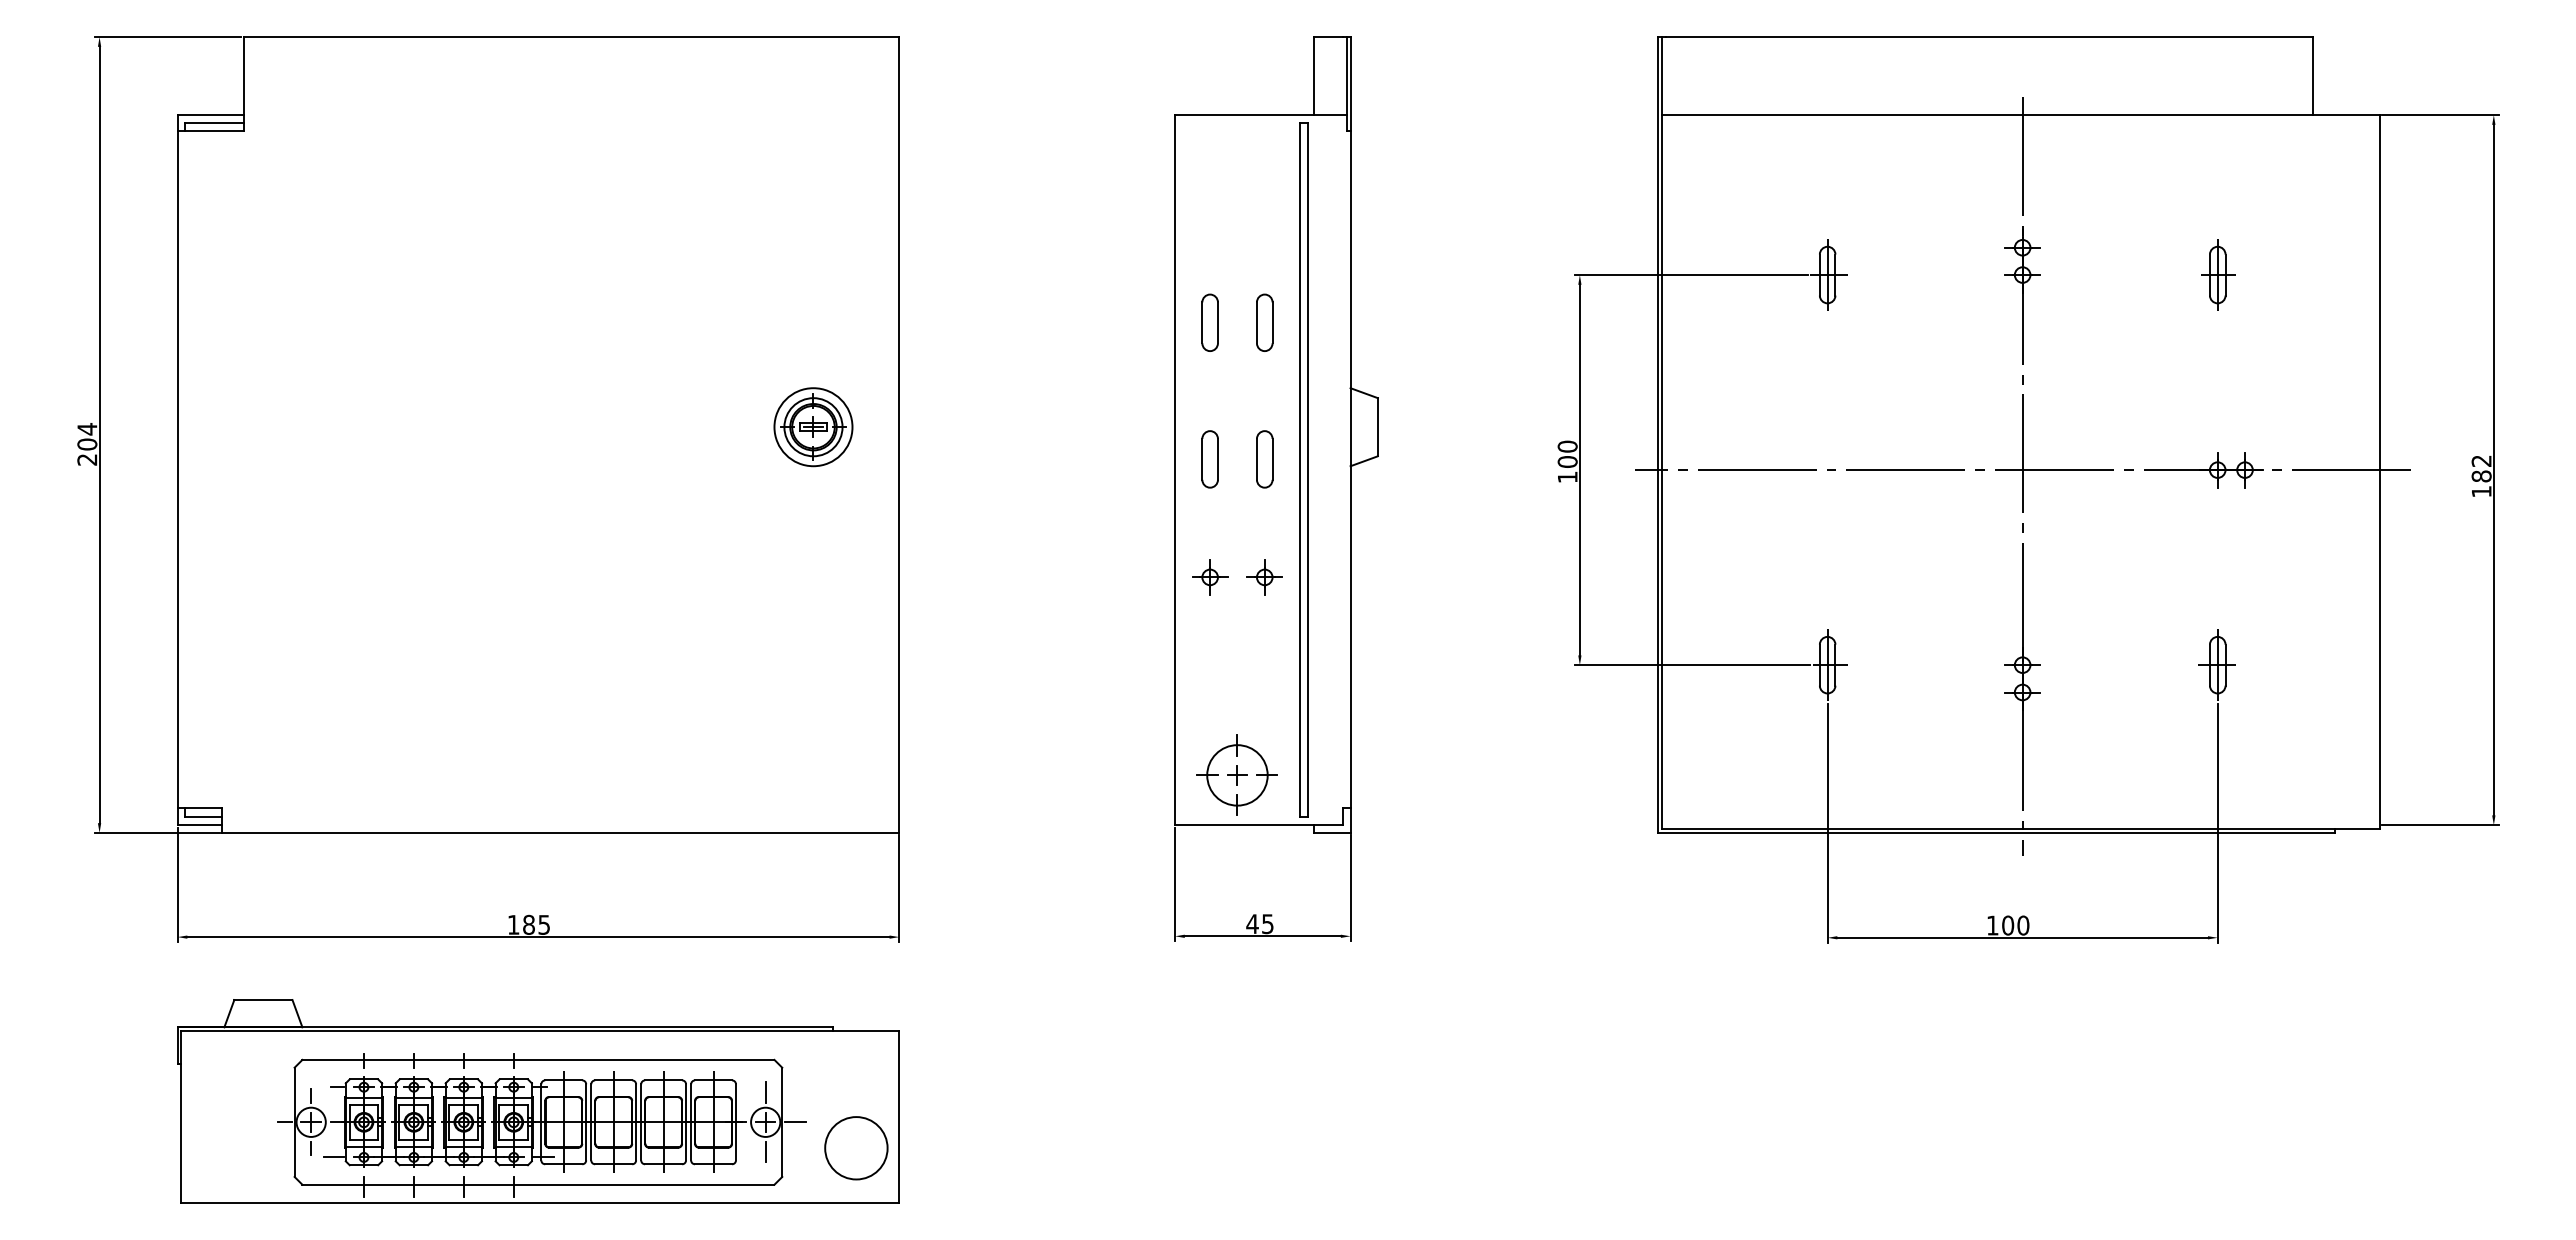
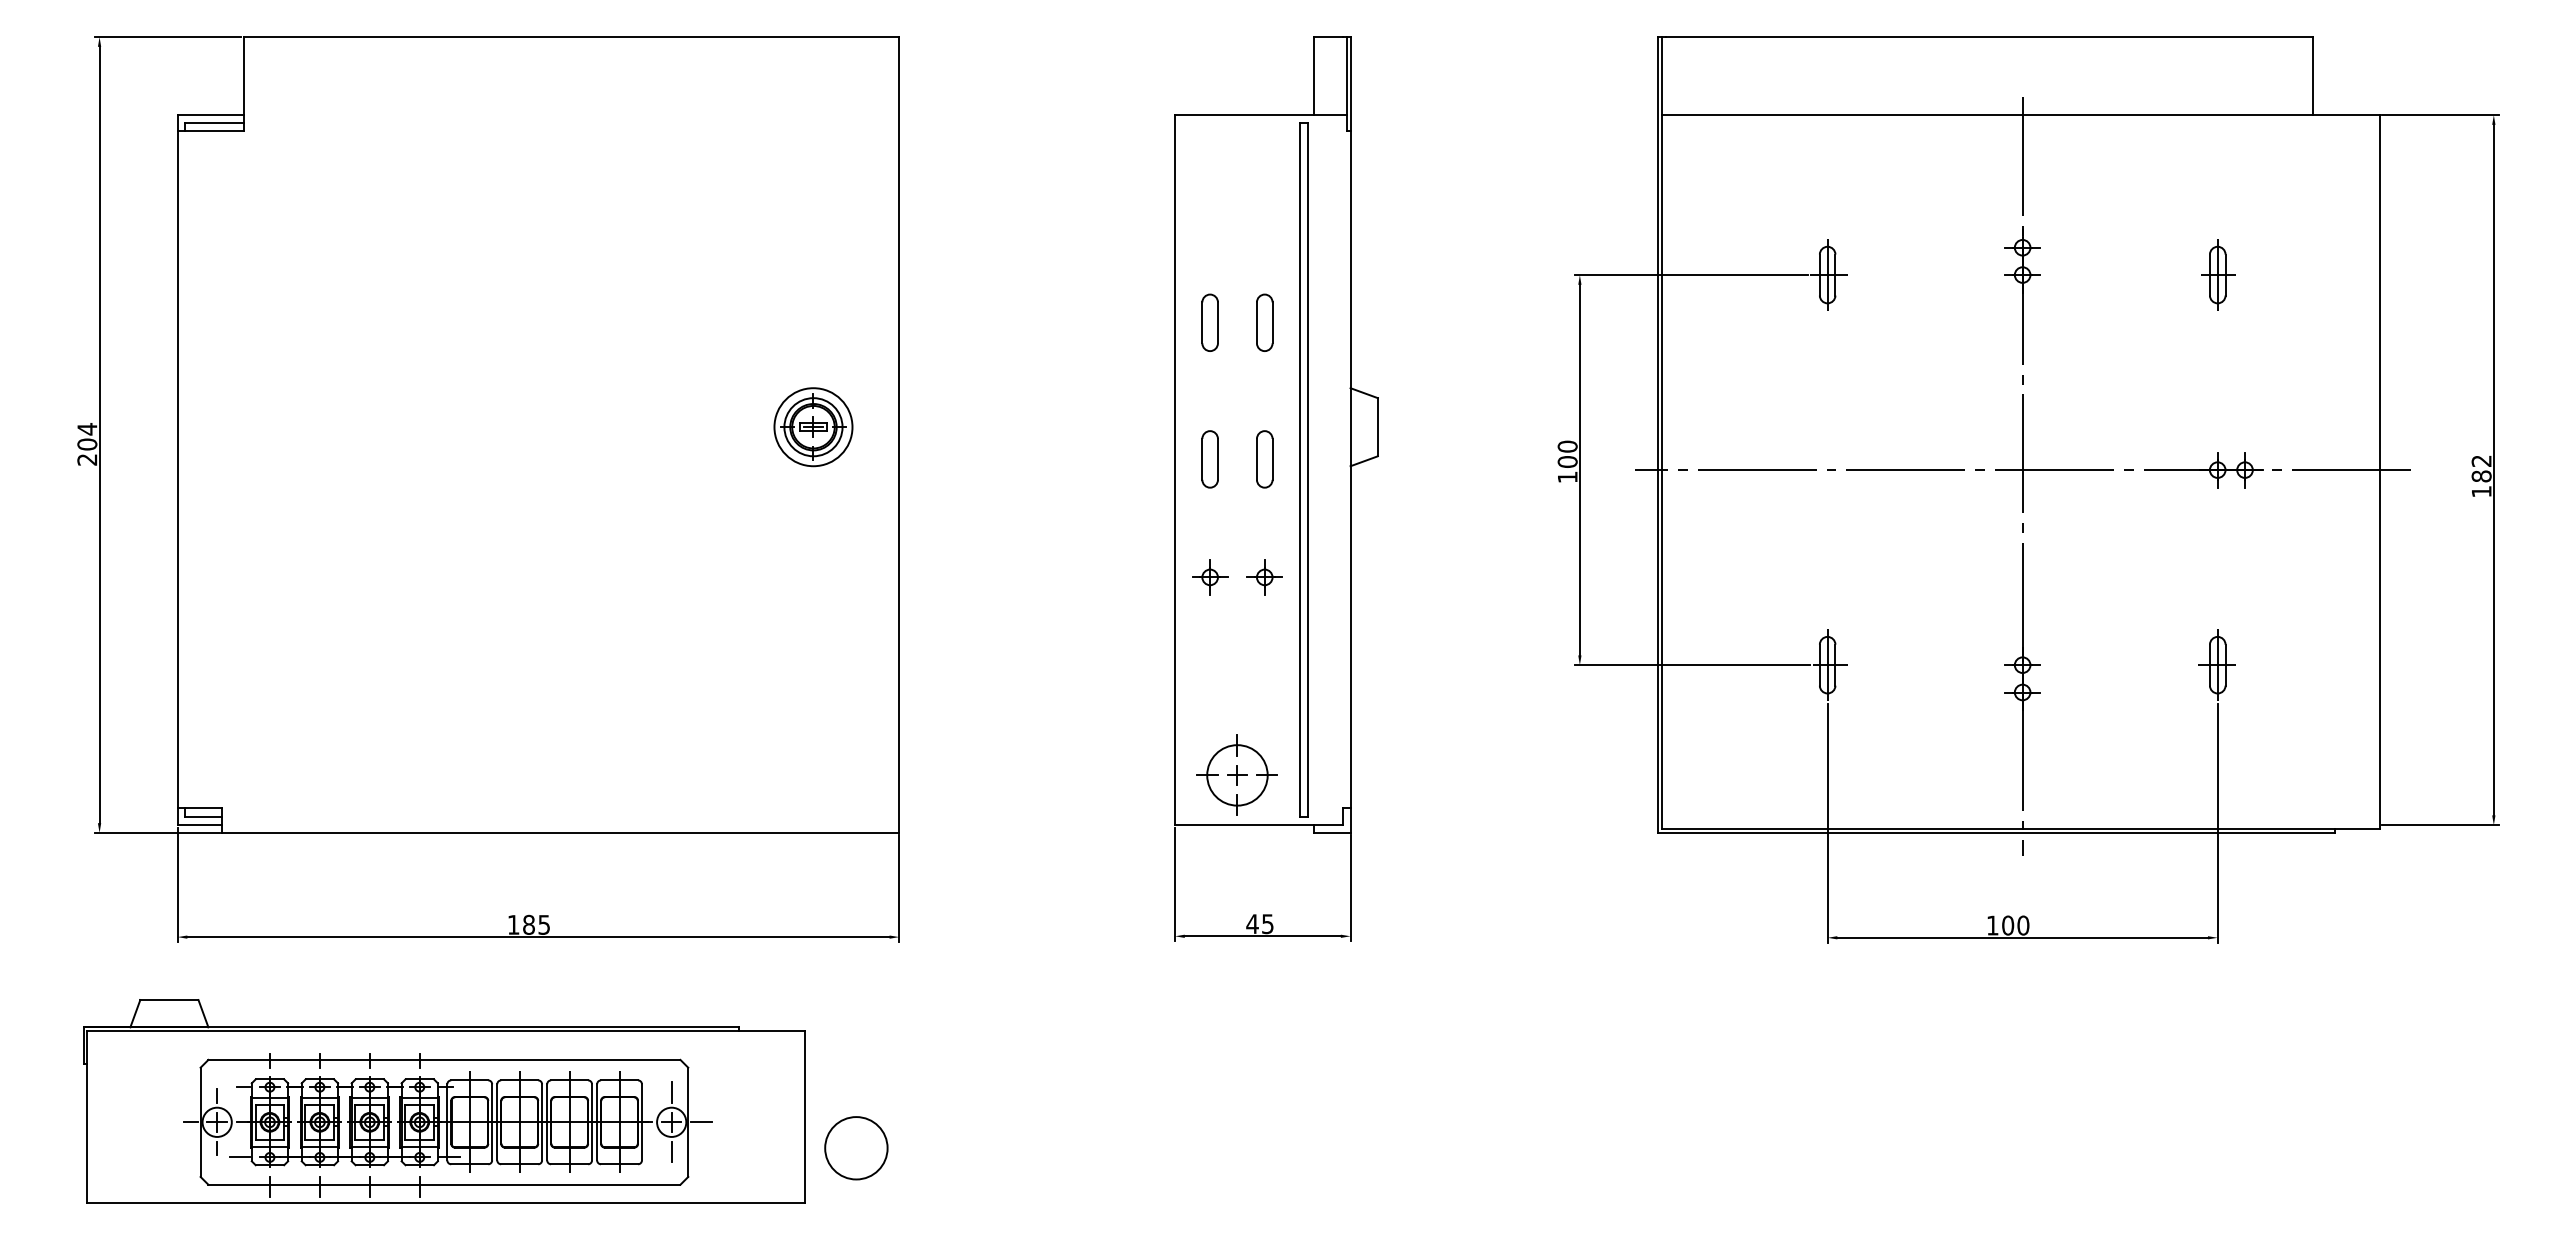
part position: (538, 1101) -> (444, 1101) (444, 1101)
